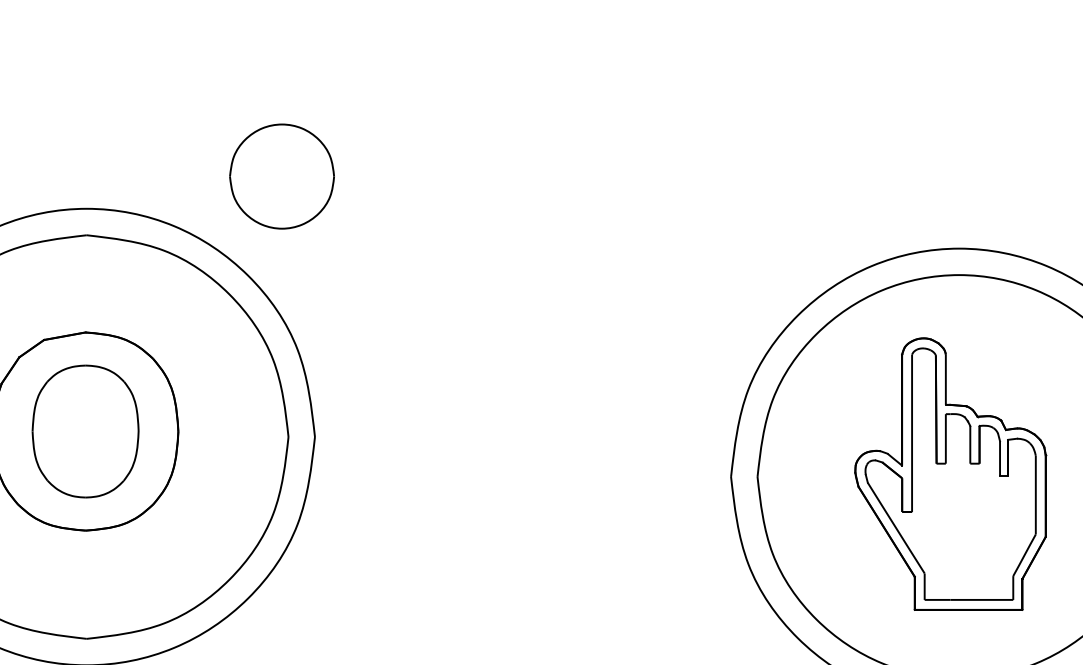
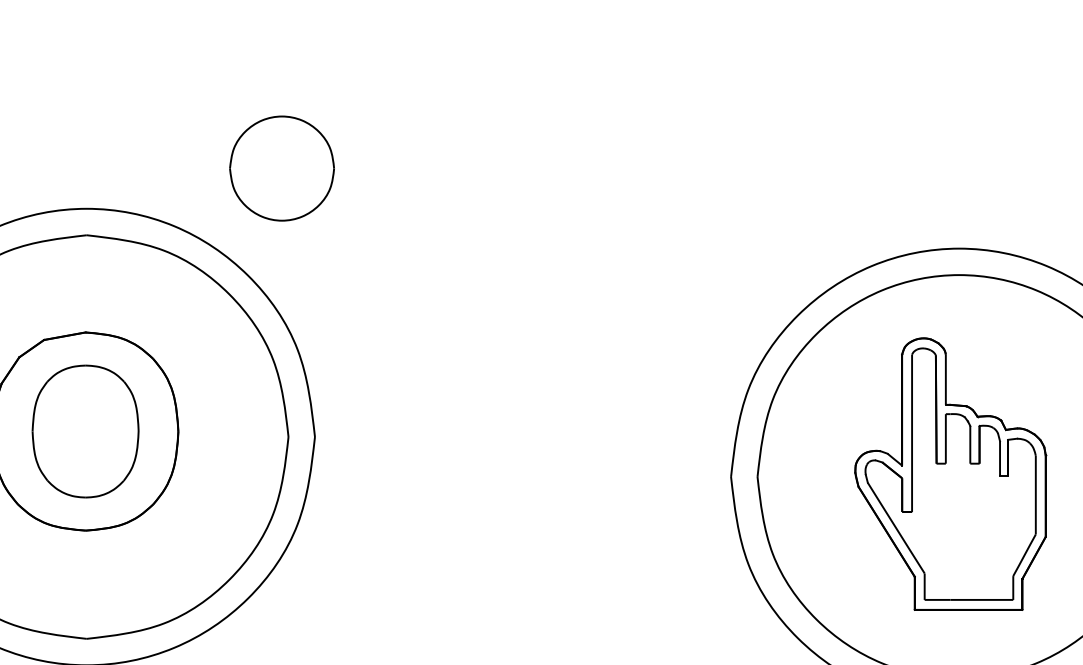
part position: (281, 176) -> (281, 168) (281, 168)
